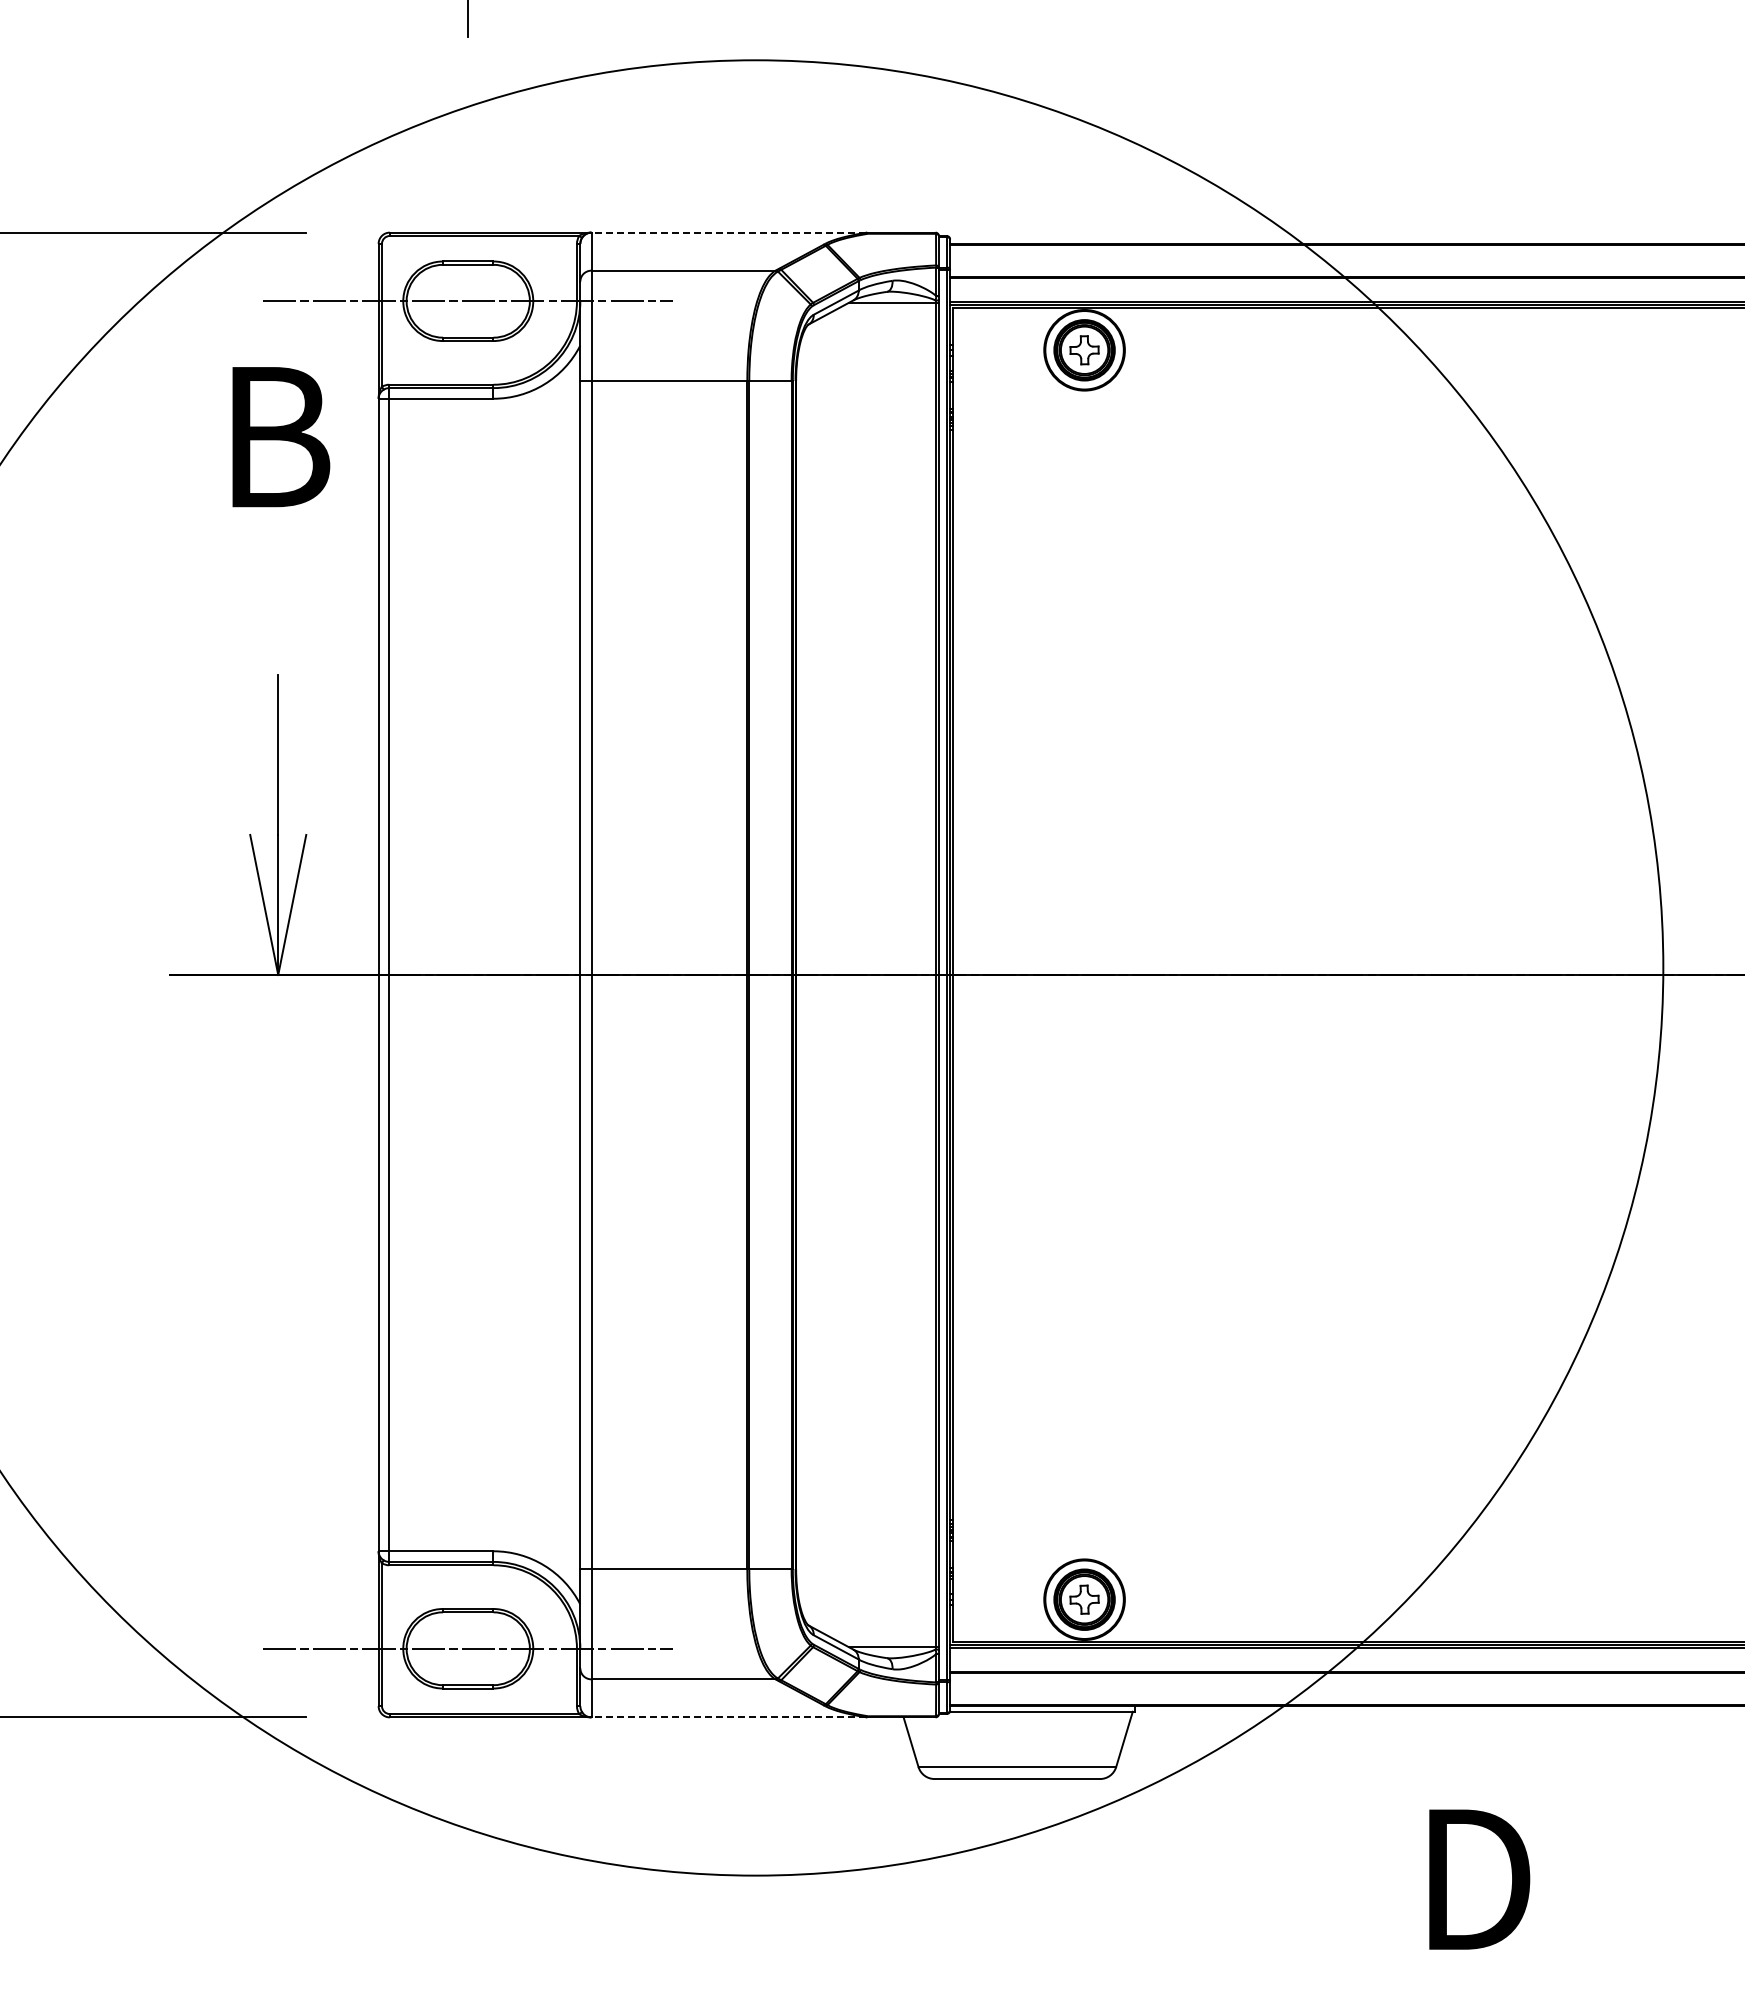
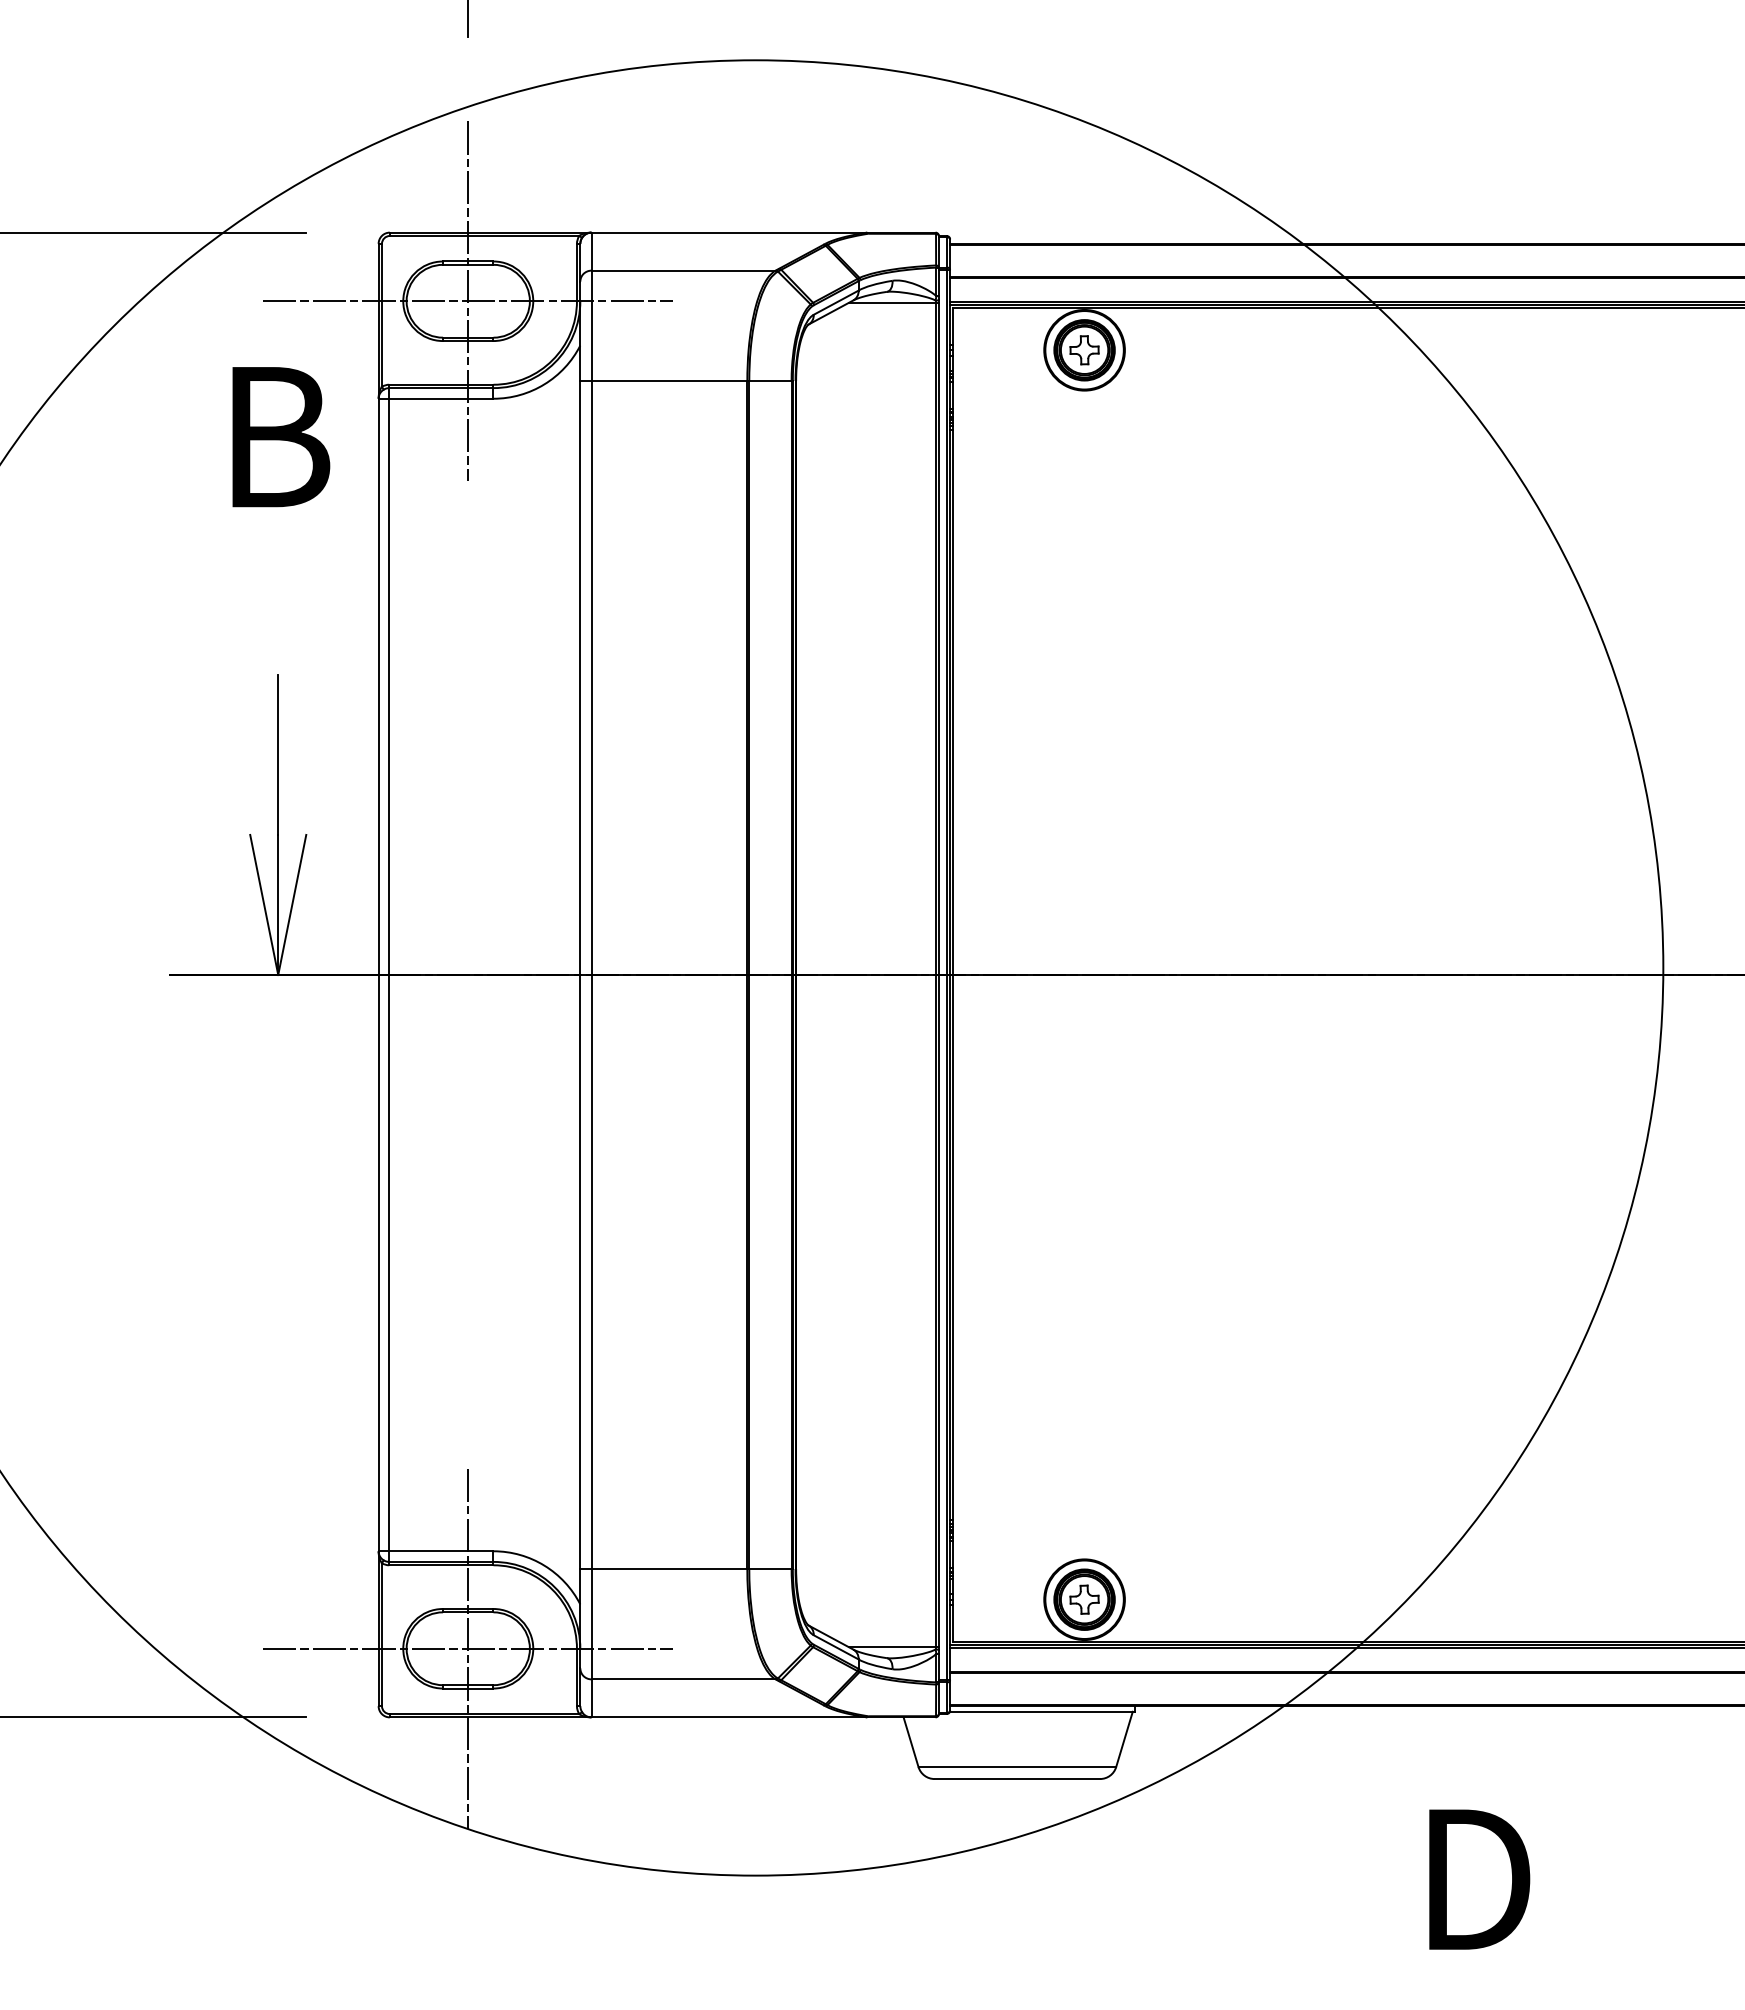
line: dashed -> solid (728, 232)
line: none -> present (468, 301)
line: none -> present (468, 1648)
line: dashed -> solid (728, 1717)
